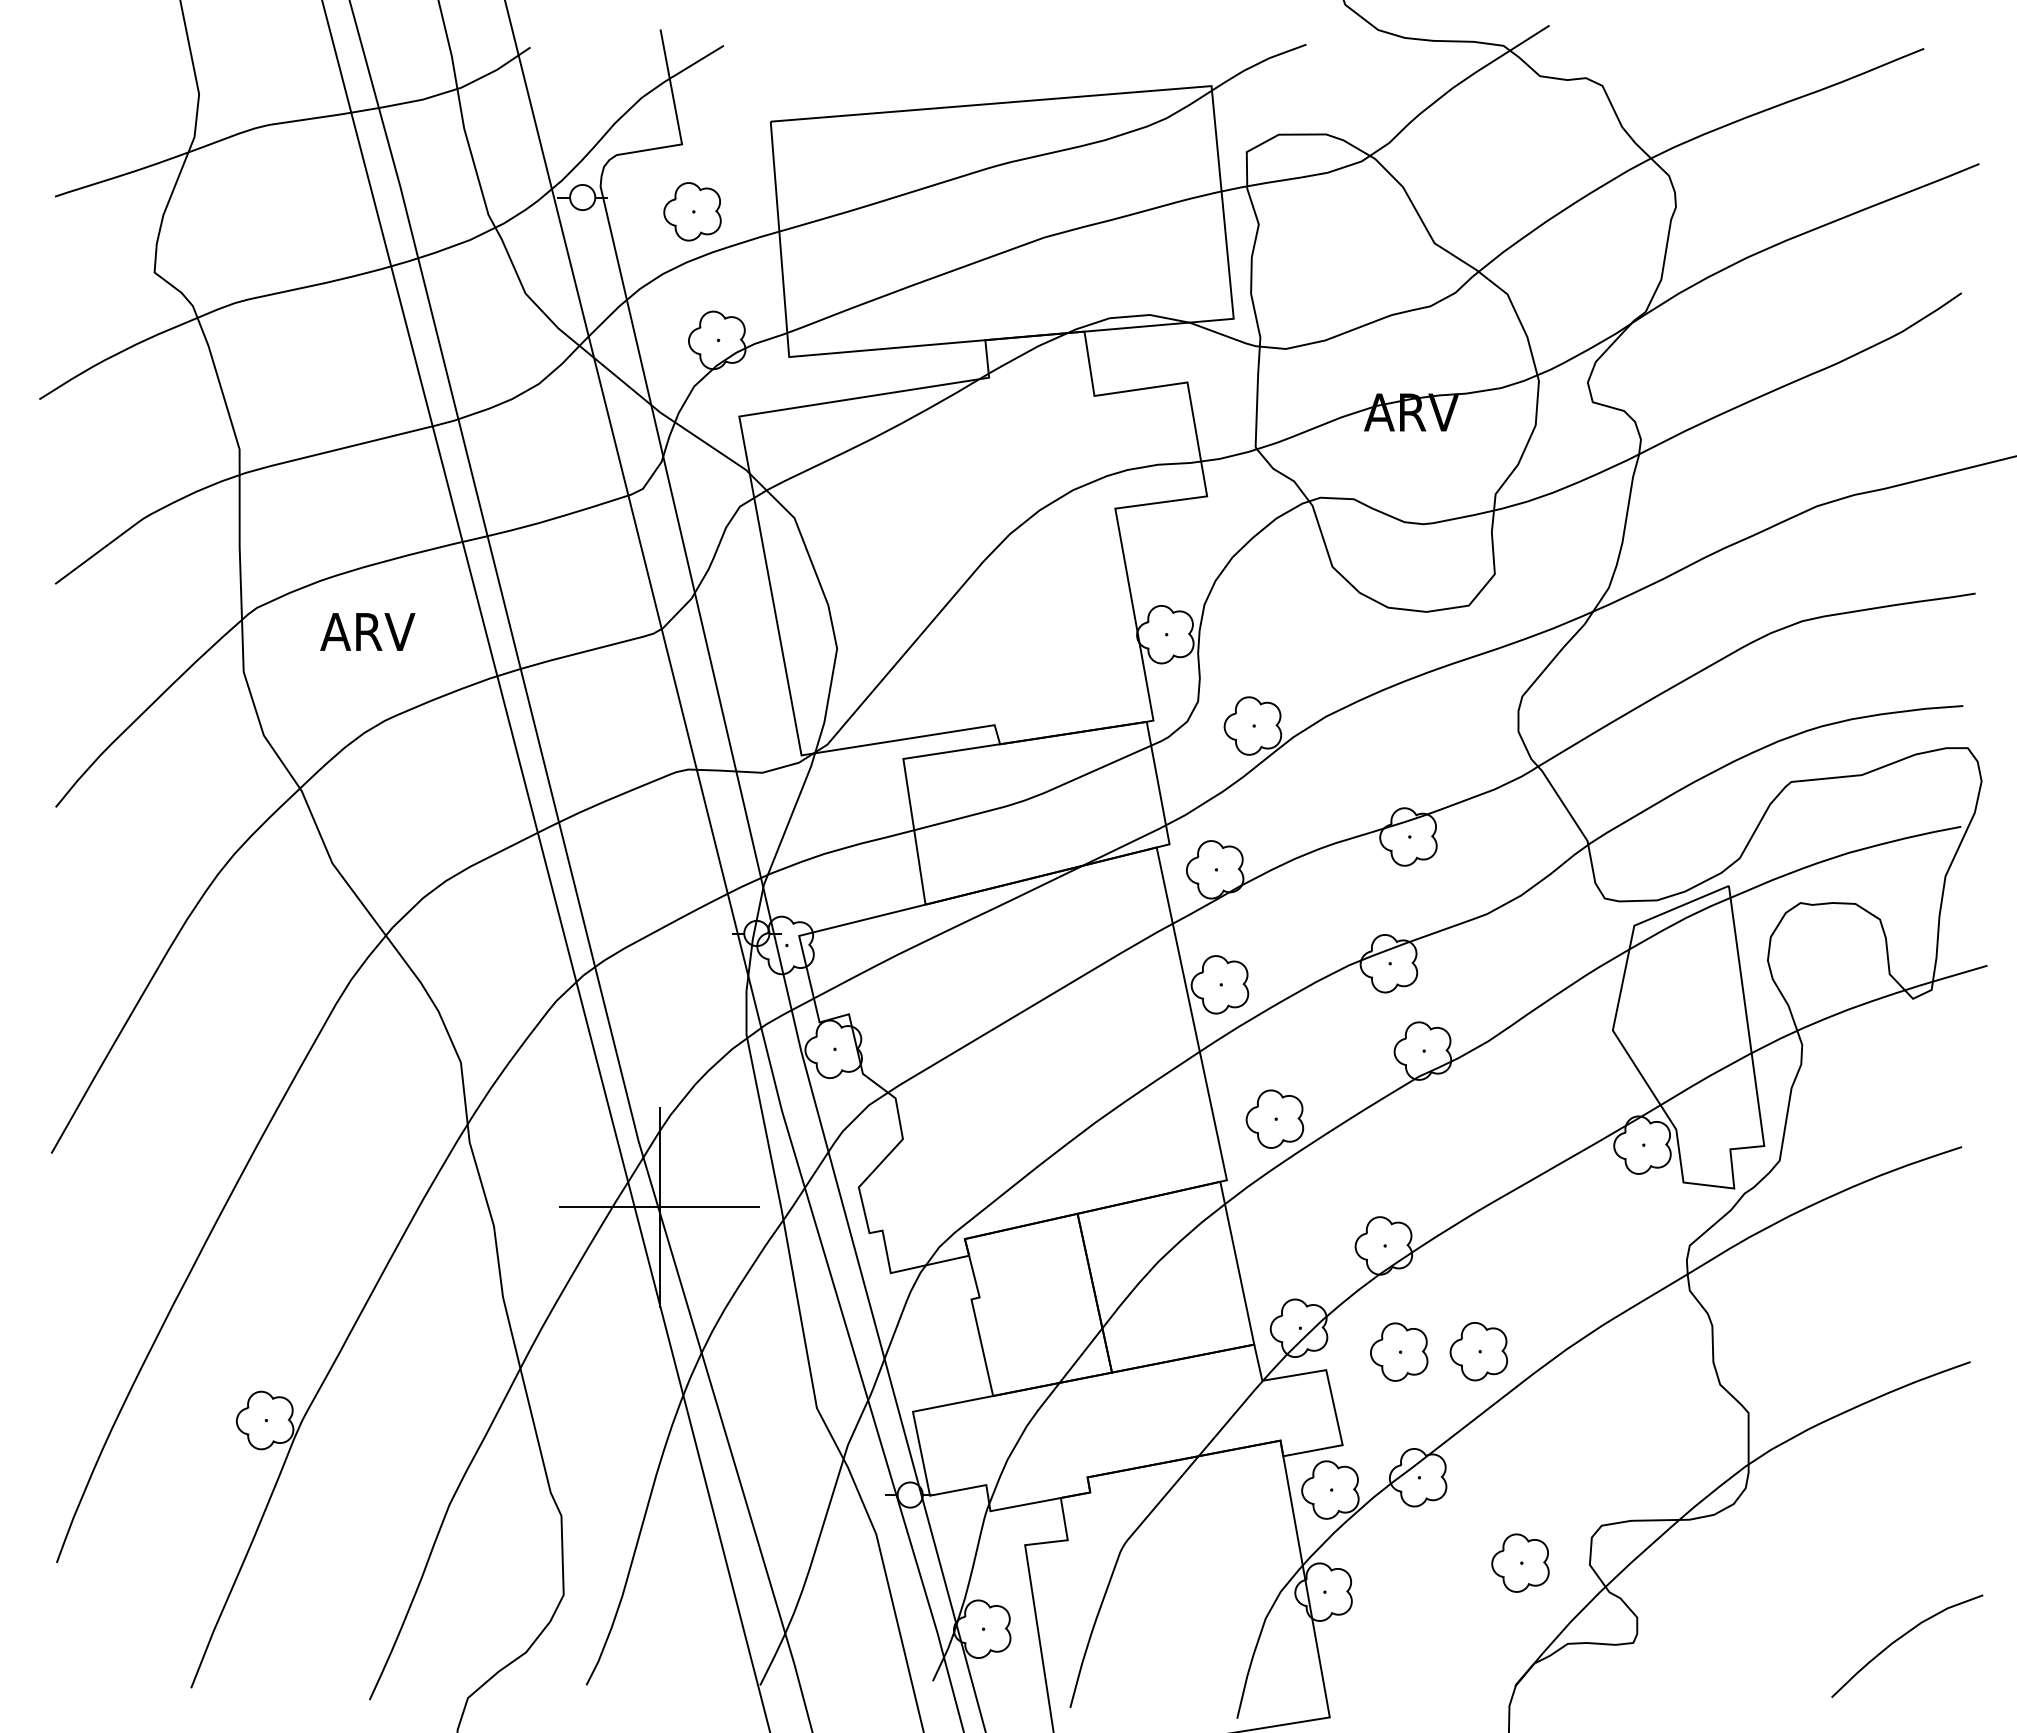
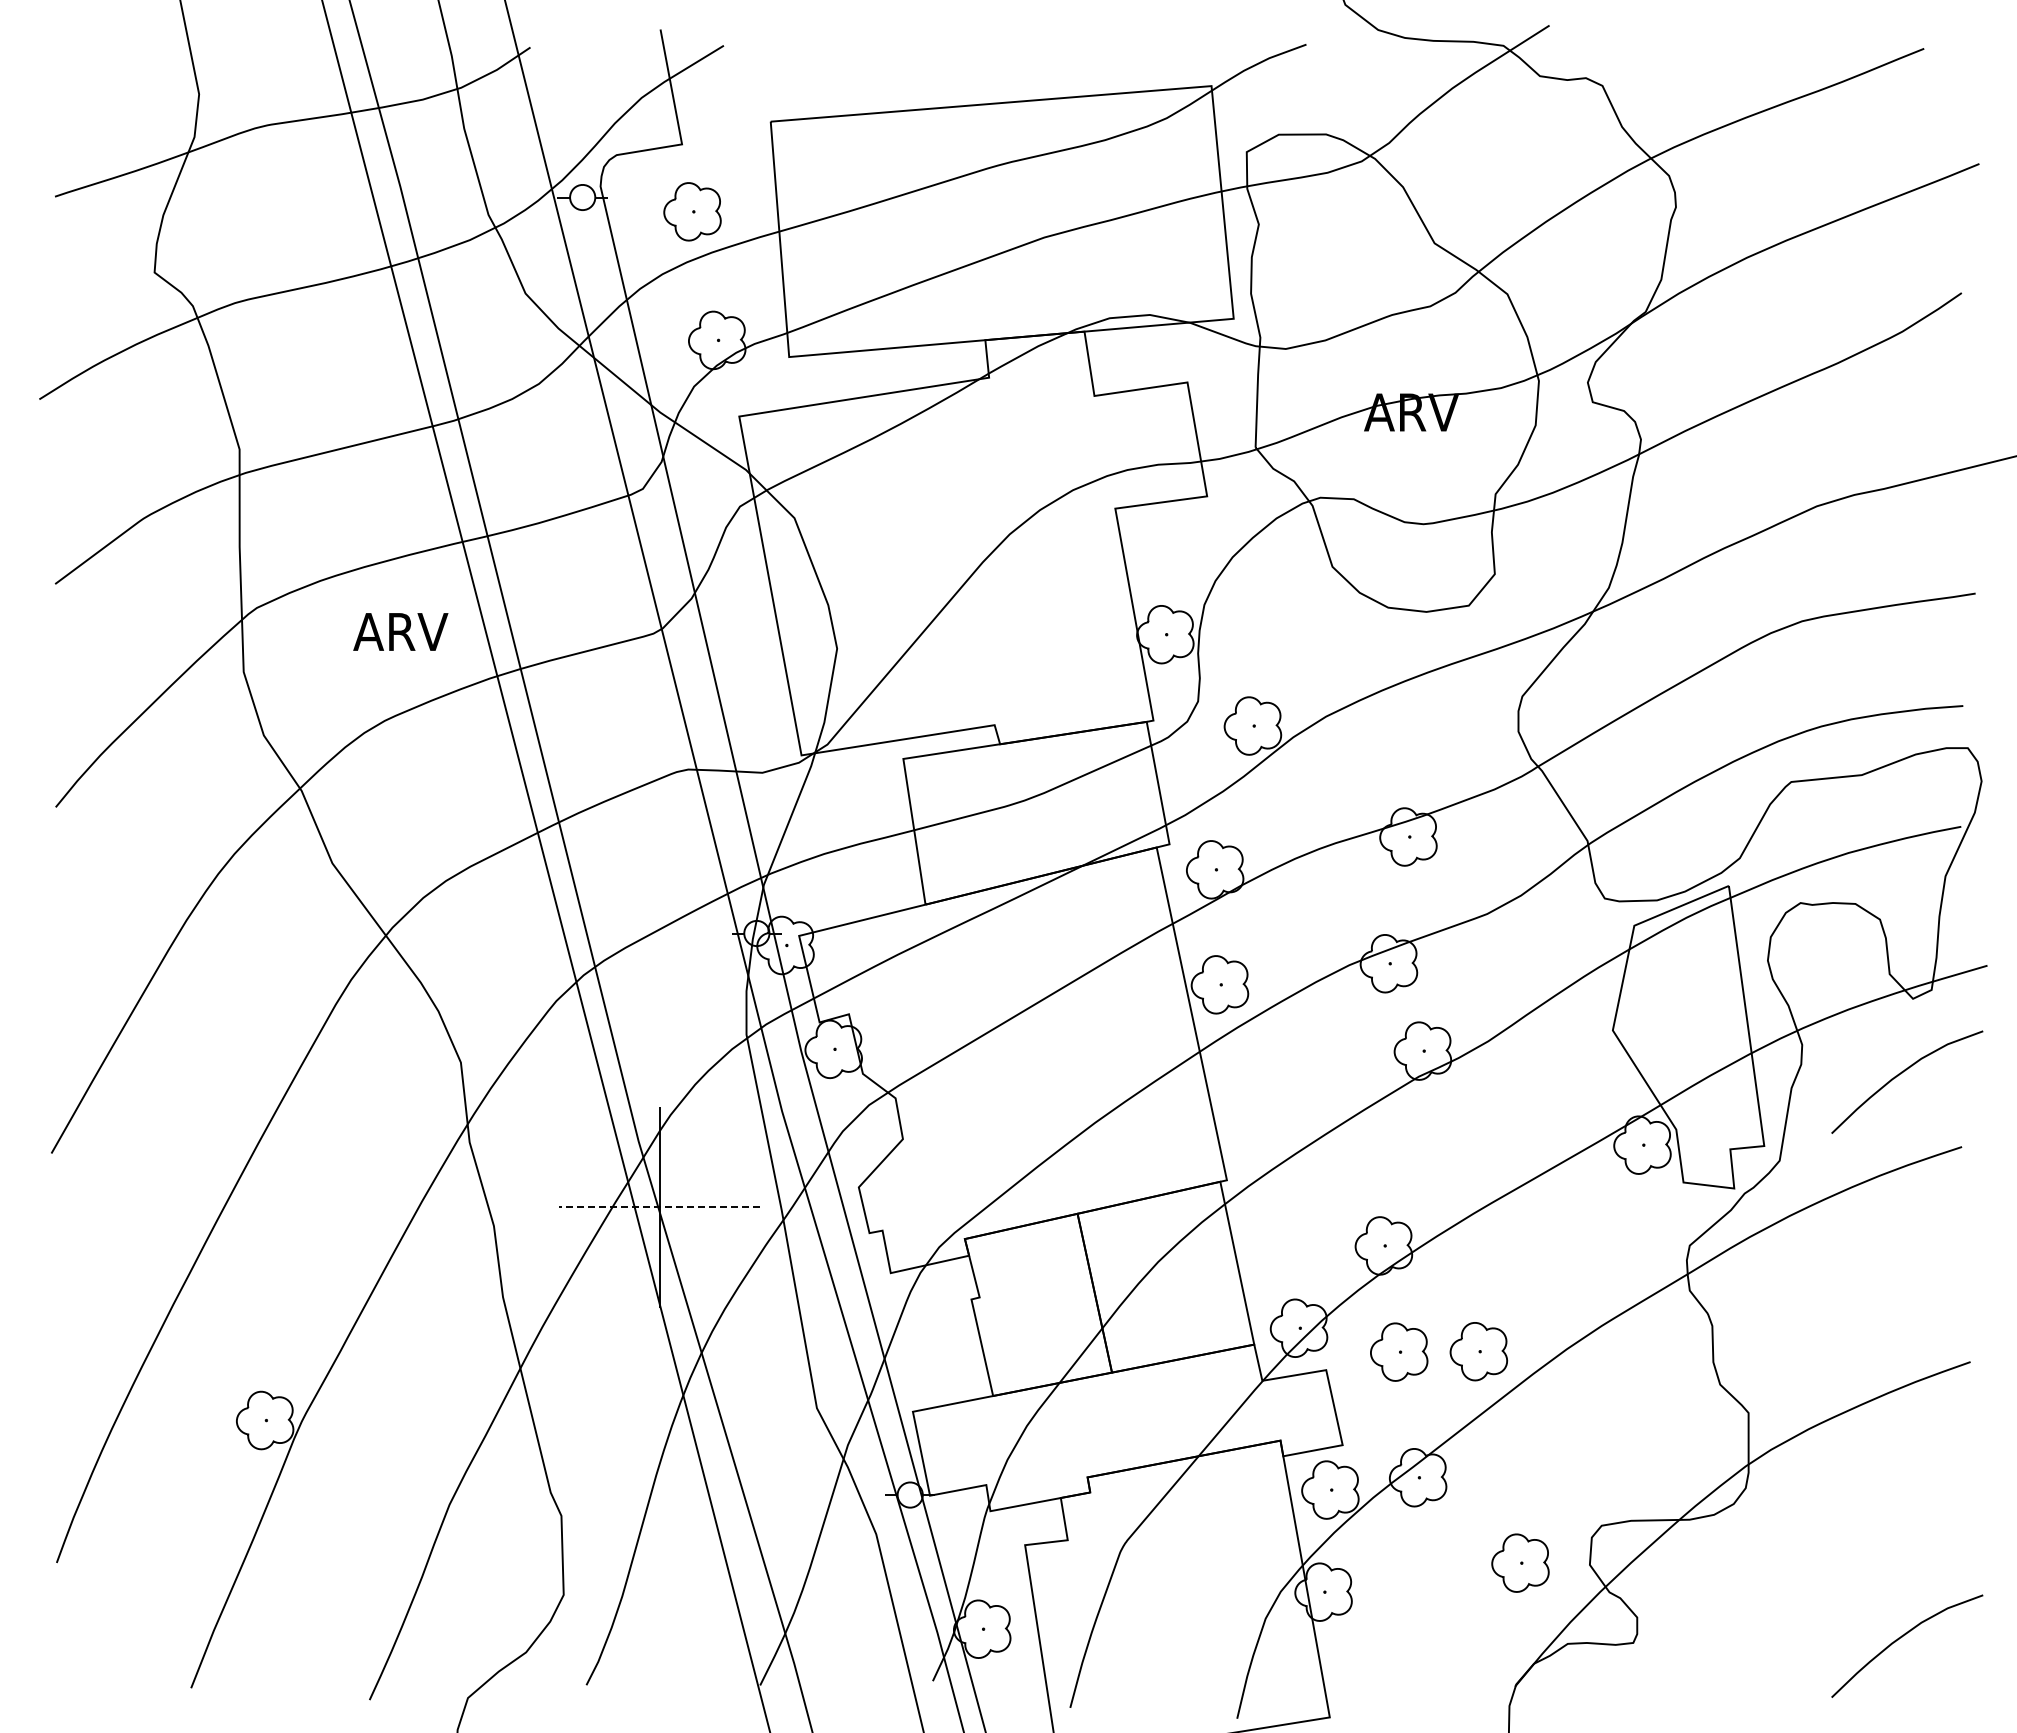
text position: (367, 631) -> (400, 631) (400, 631)
curve: none -> present (1902, 1073)
part: present -> none (1274, 1118)
line: solid -> dashed (659, 1207)
